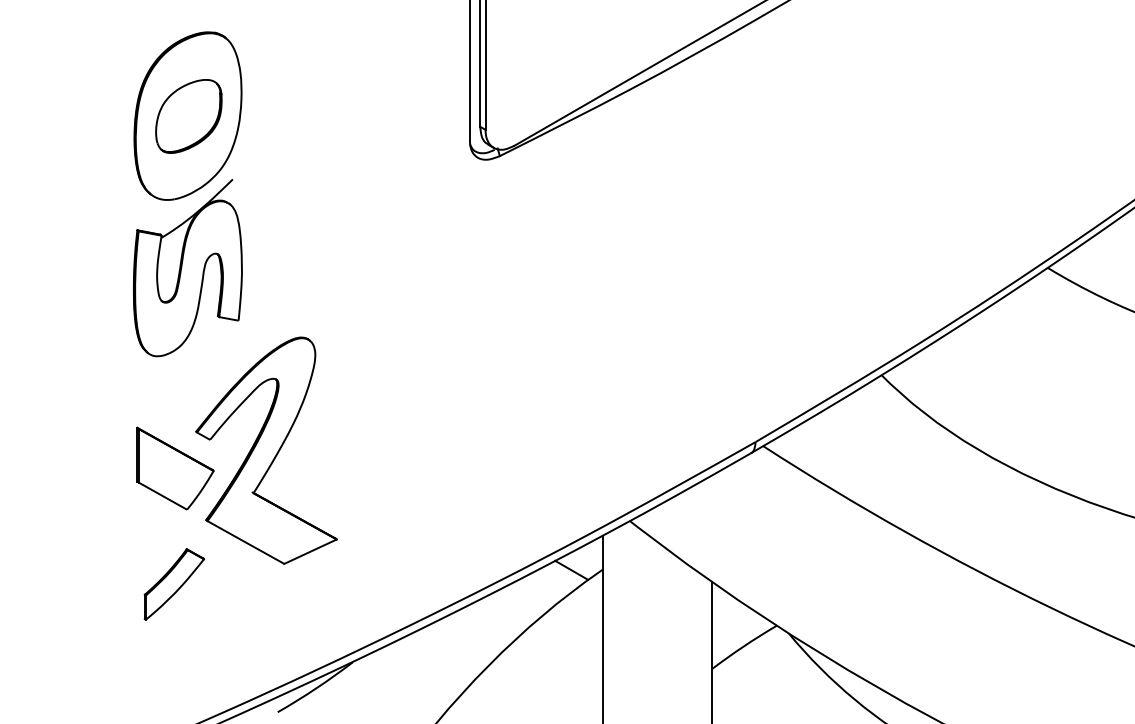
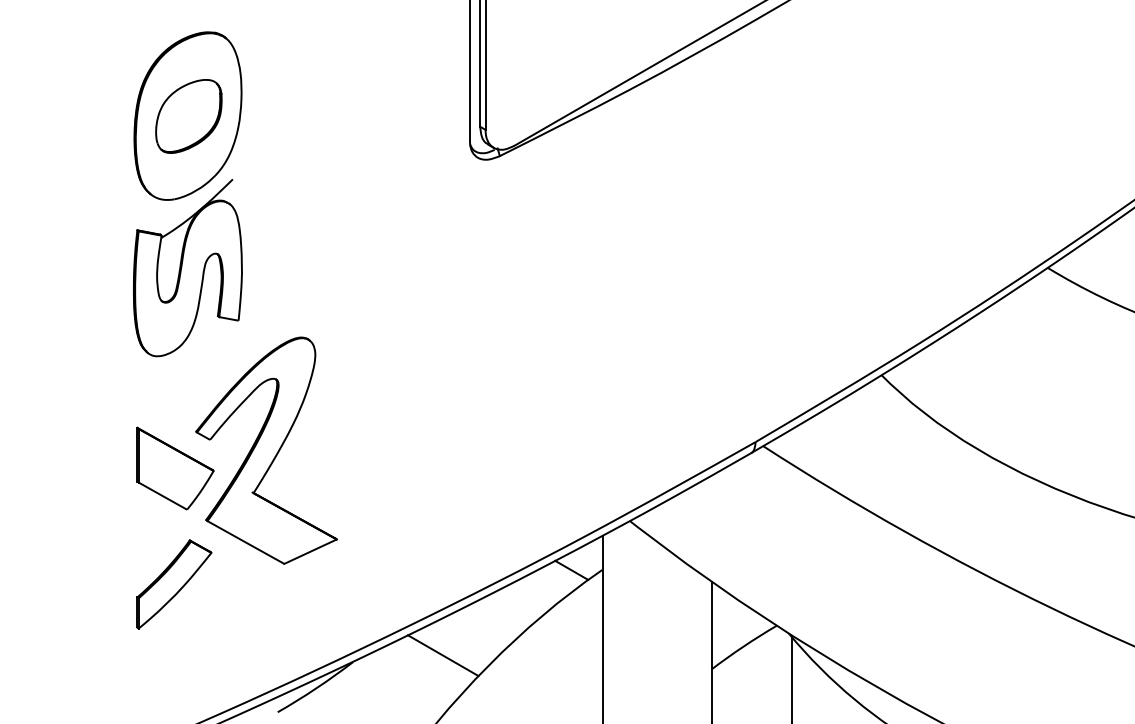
part size: 63x73 px -> 77x91 px (174, 584)
line: none -> present (443, 655)
line: none -> present (791, 678)
